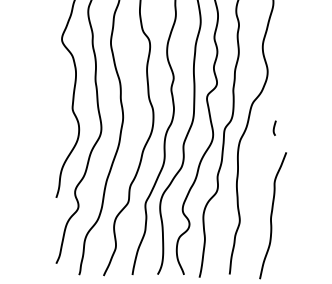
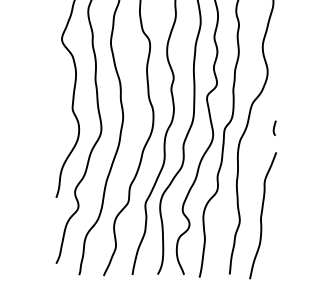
curve position: (272, 215) -> (262, 215) (262, 215)
